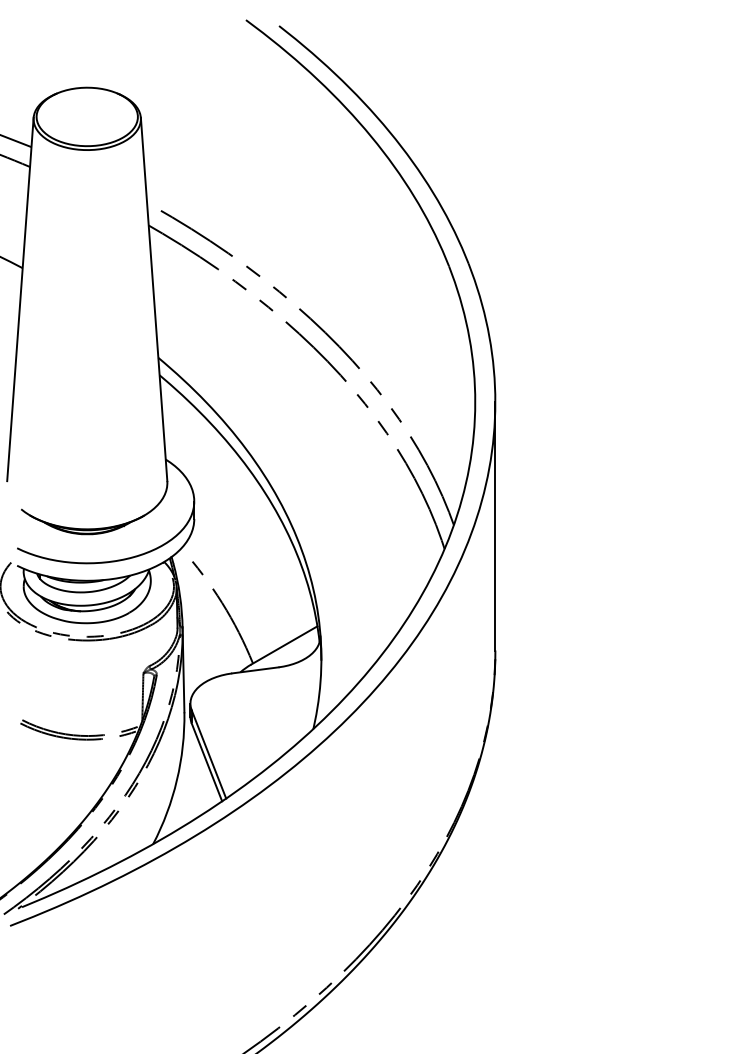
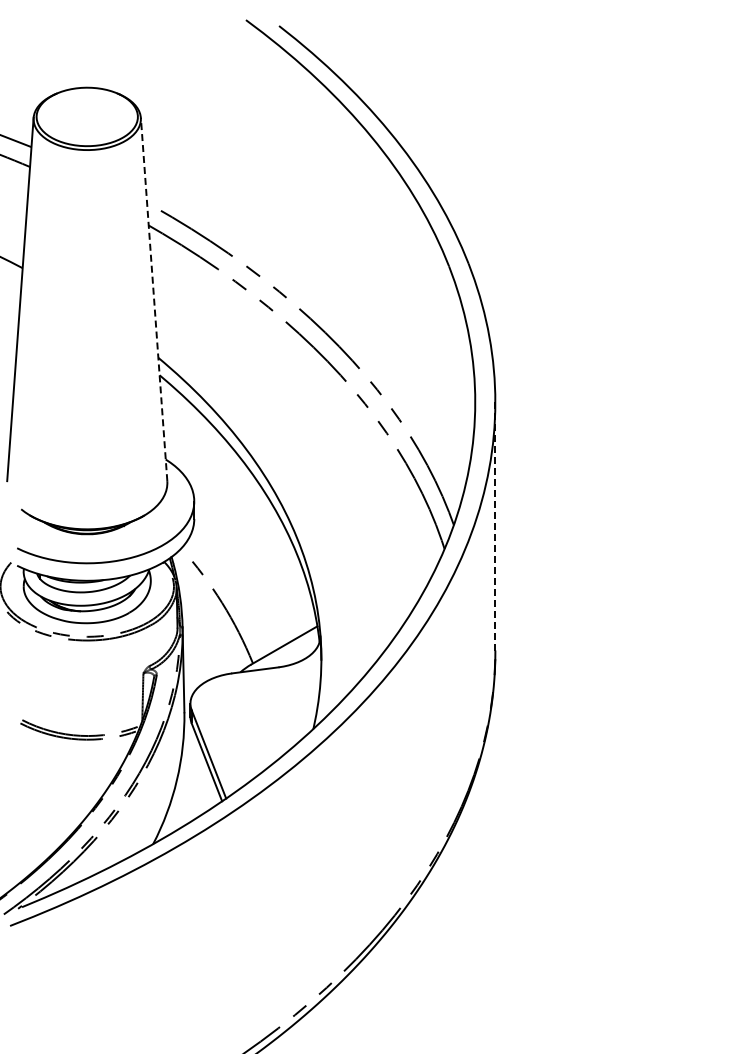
line: solid -> dashed (154, 299)
line: solid -> dashed (495, 526)
